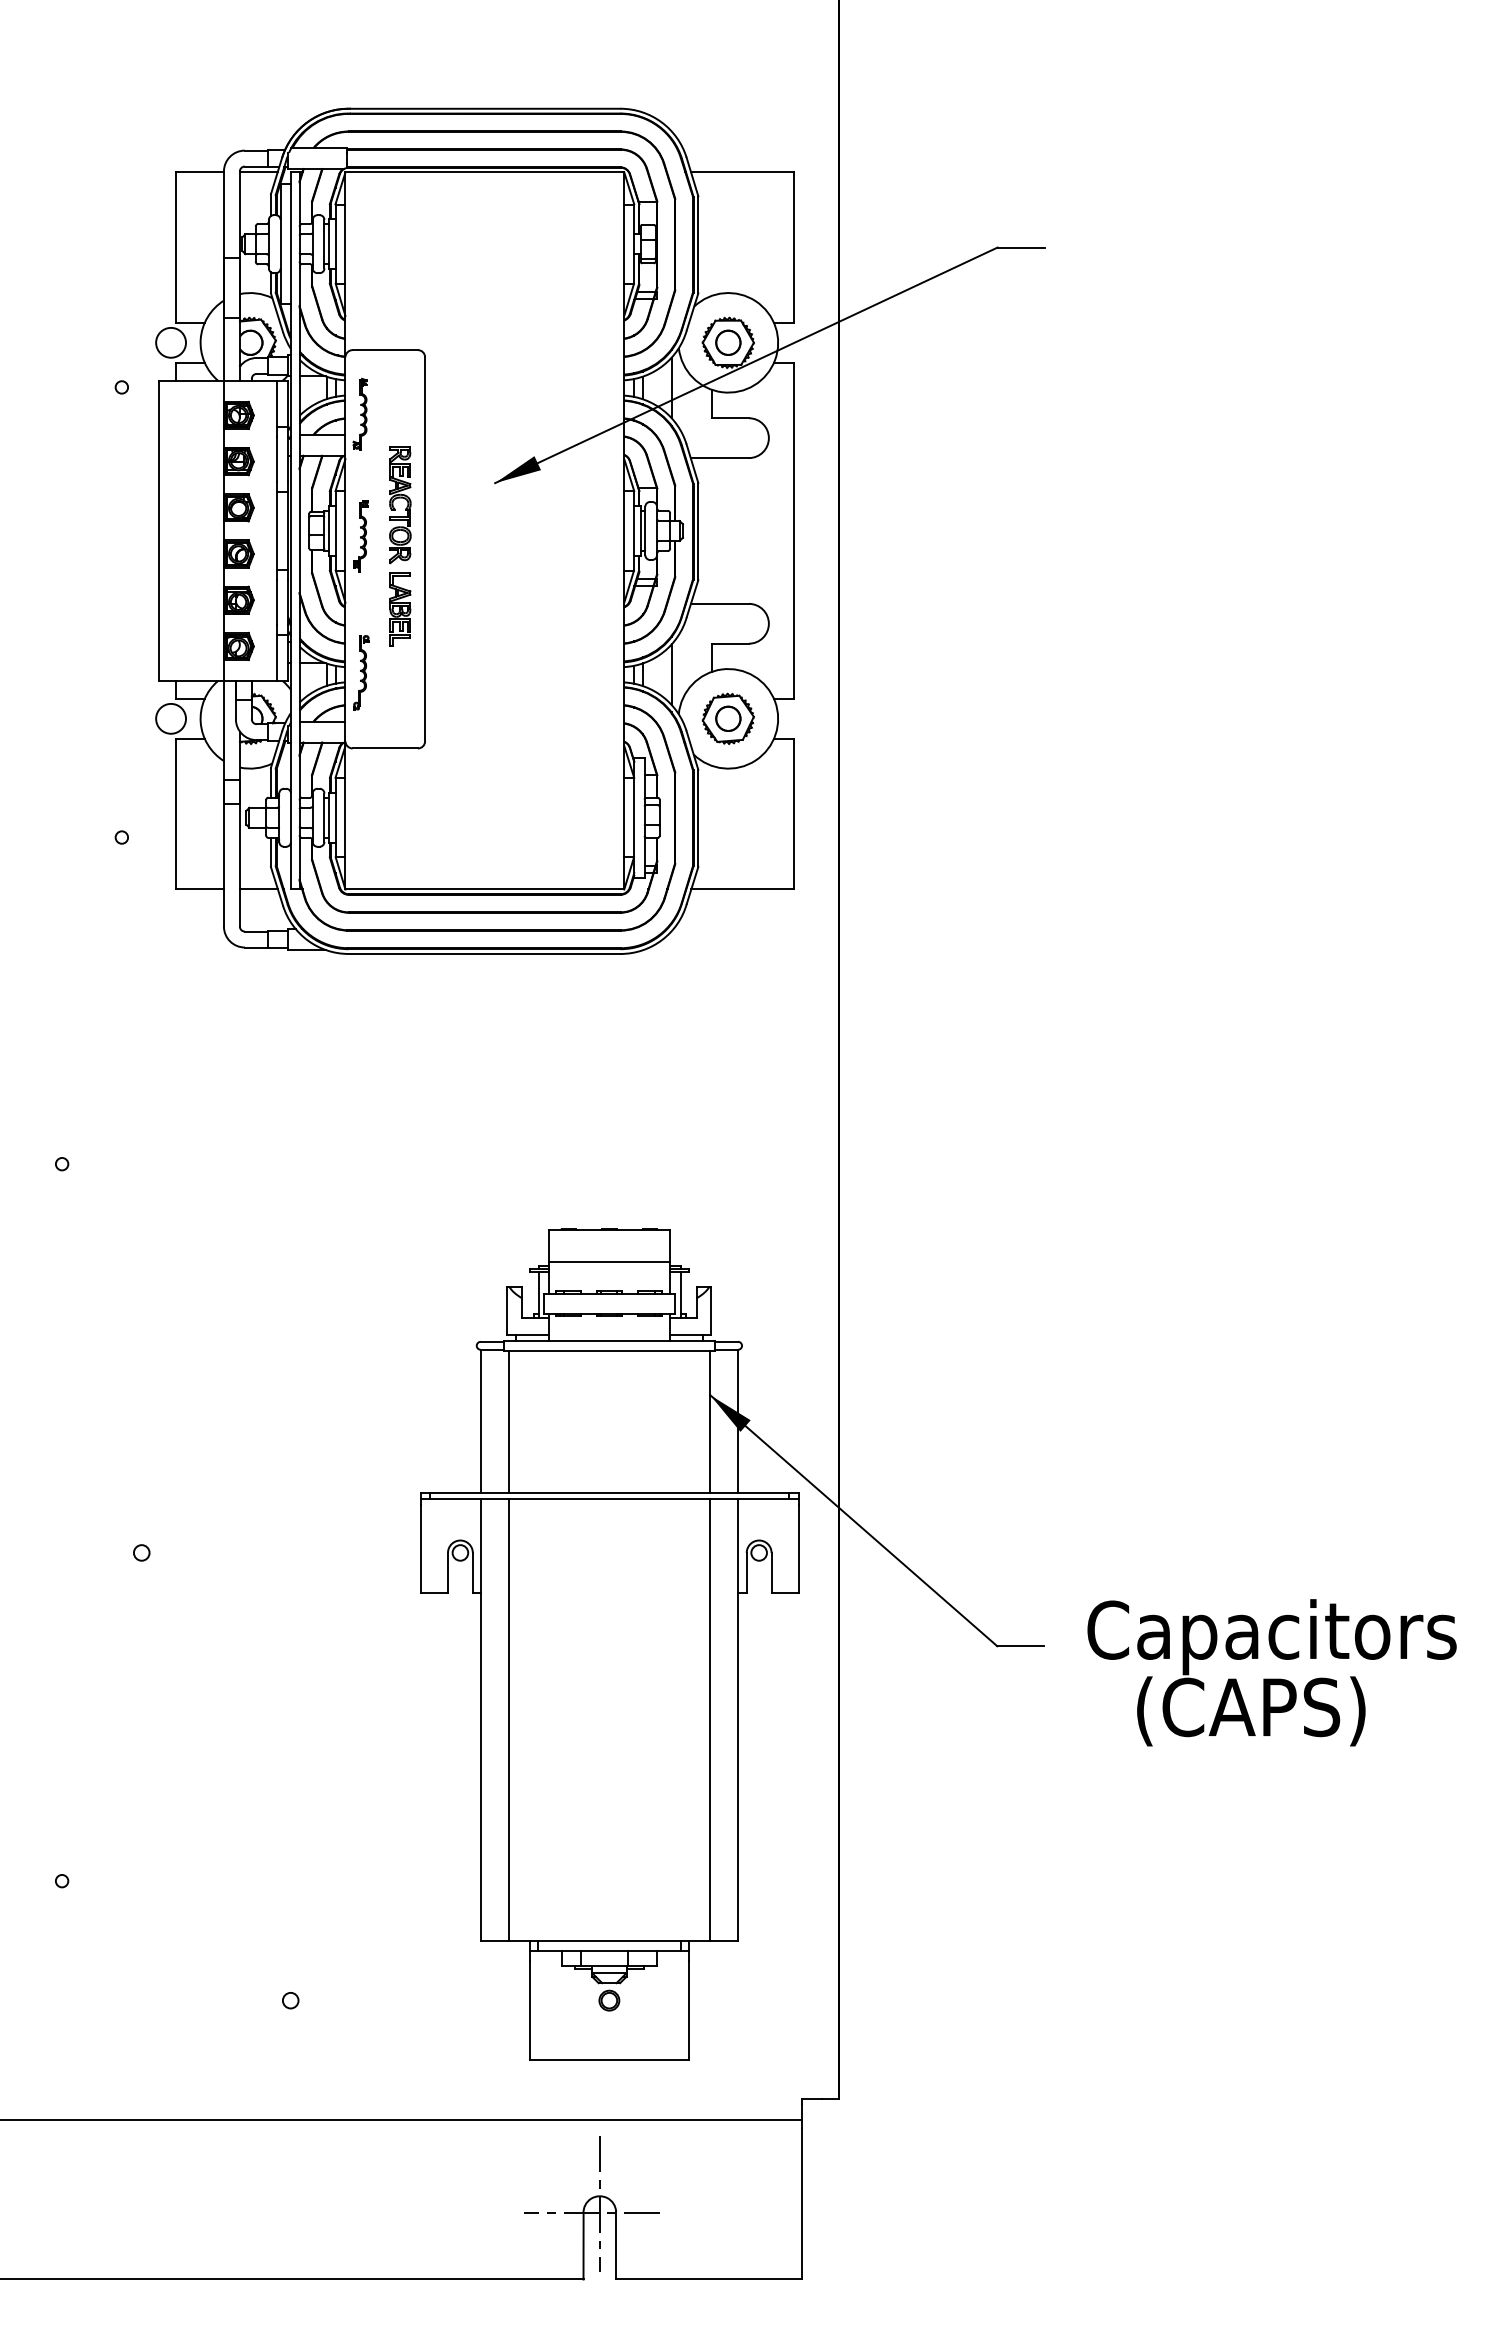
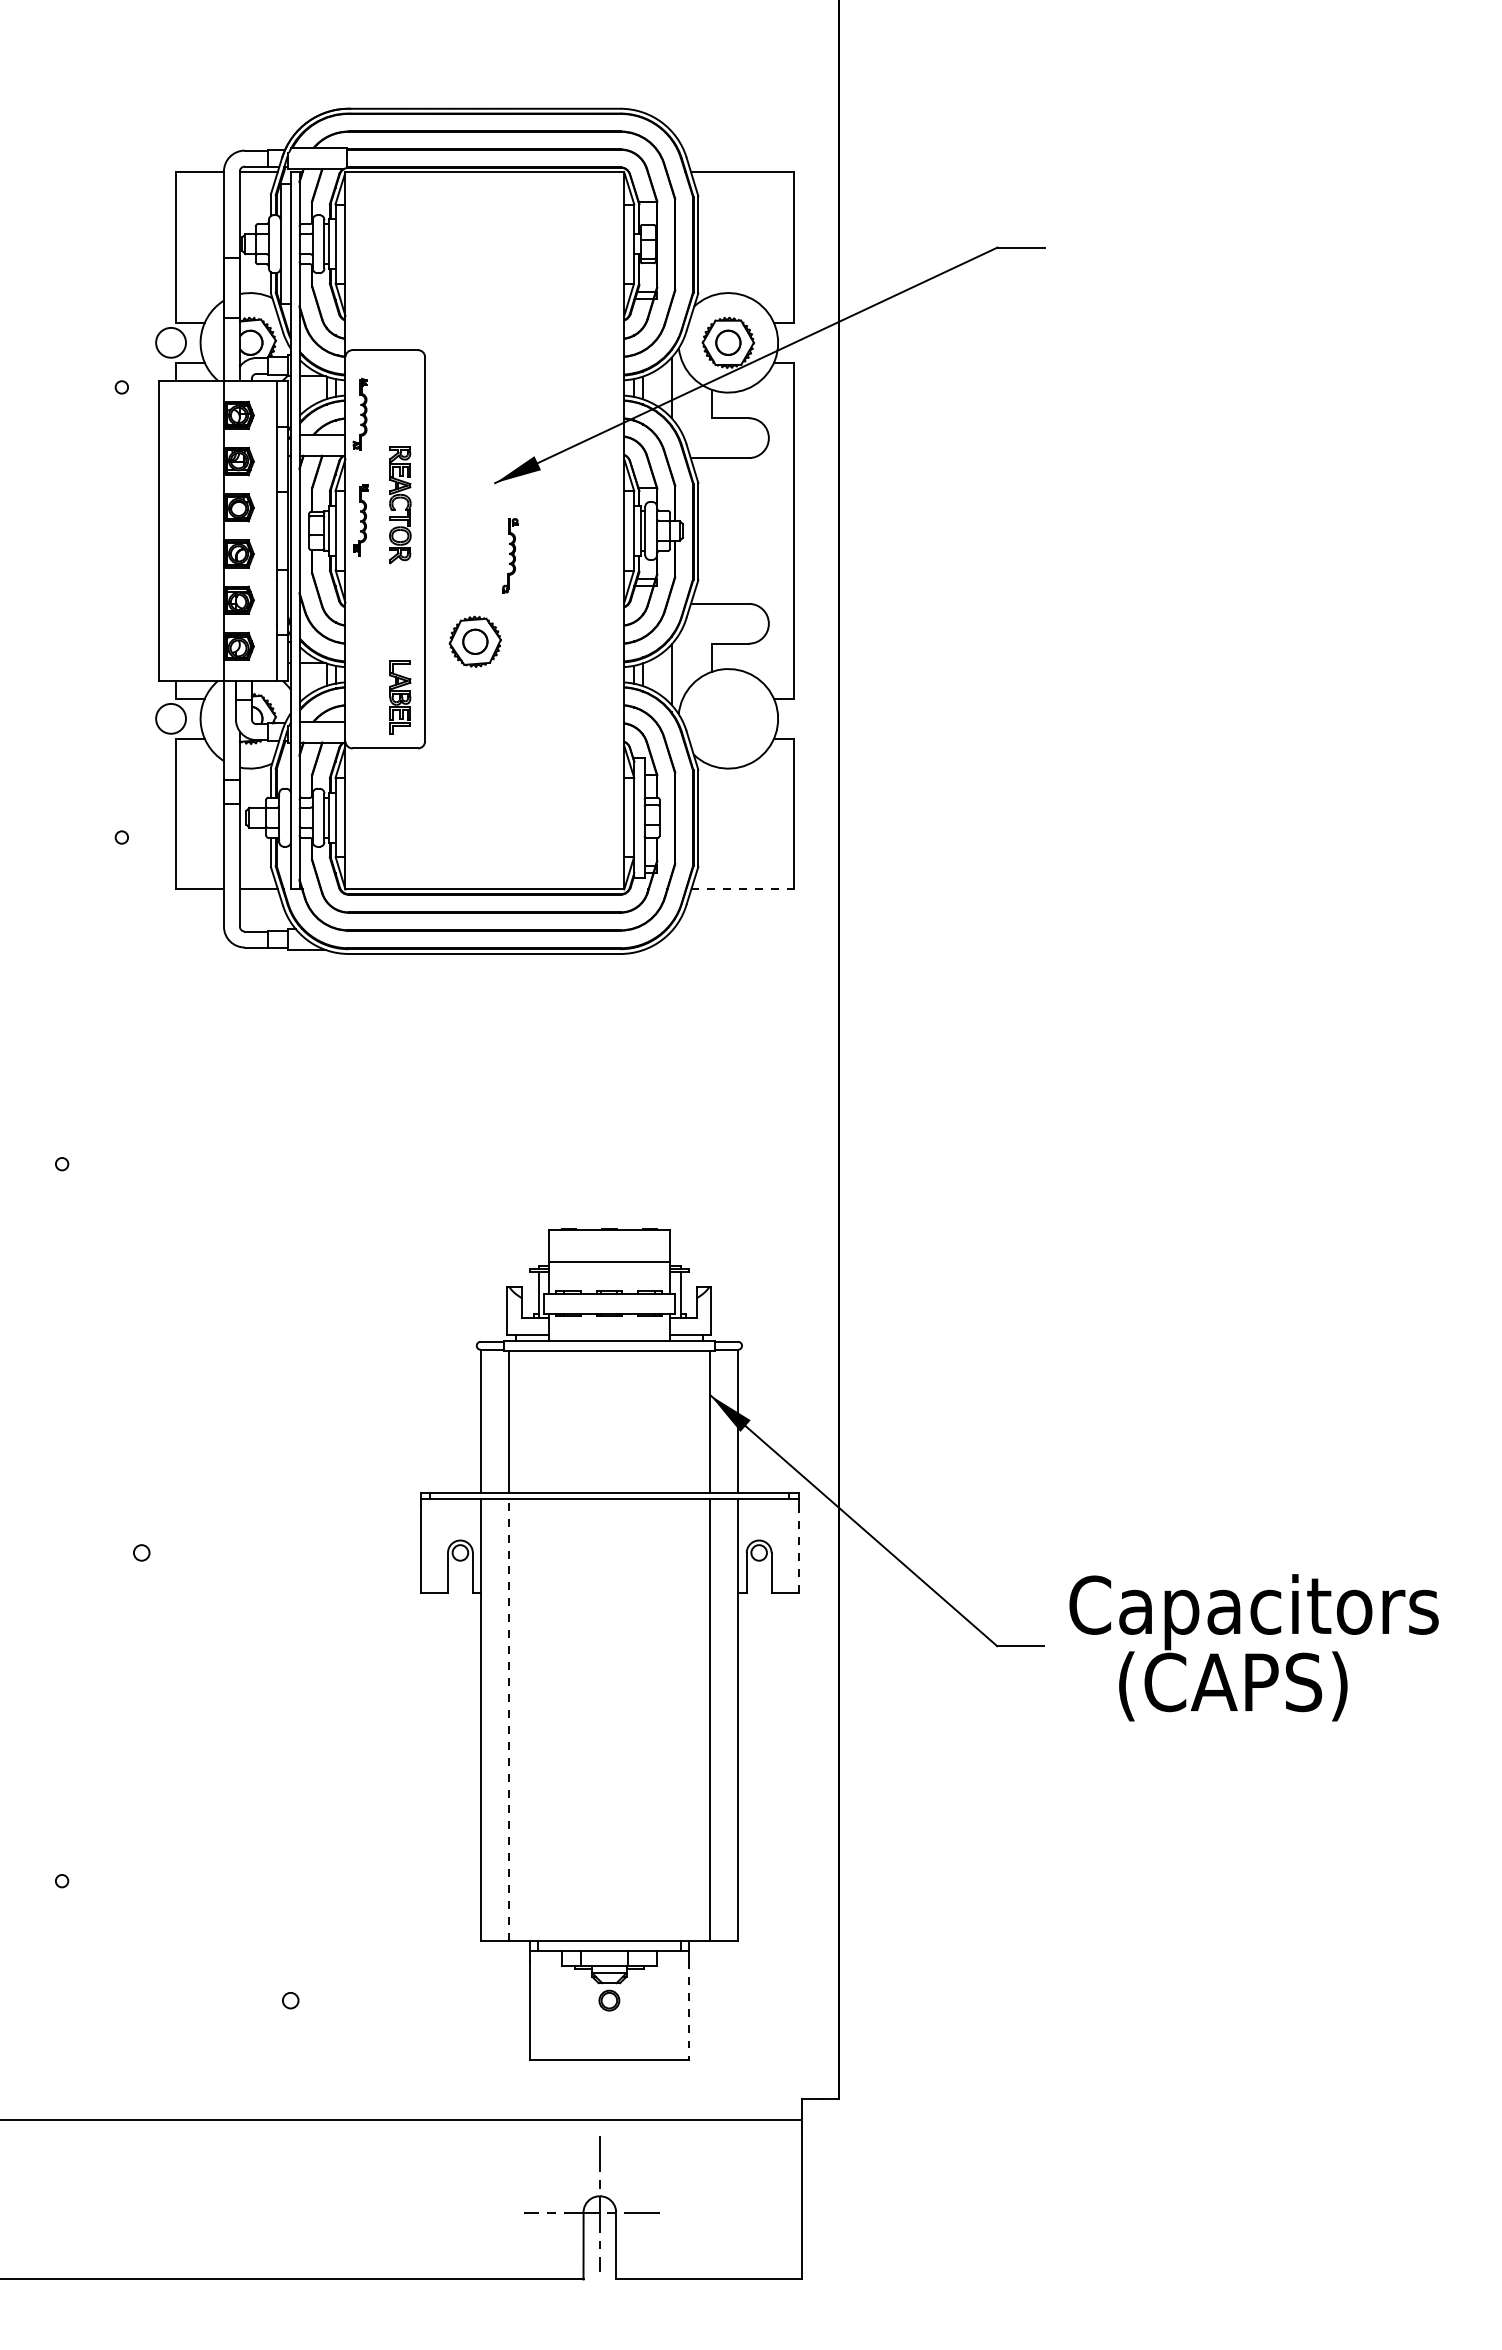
part position: (360, 536) -> (360, 520) (360, 520)
part position: (400, 609) -> (400, 697) (400, 697)
part position: (361, 672) -> (510, 555) (510, 555)
part position: (727, 718) -> (474, 641) (474, 641)
line: solid -> dashed (742, 889)
line: solid -> dashed (799, 1548)
text position: (1271, 1672) -> (1253, 1647) (1253, 1647)
line: solid -> dashed (508, 1720)
line: solid -> dashed (689, 2010)
